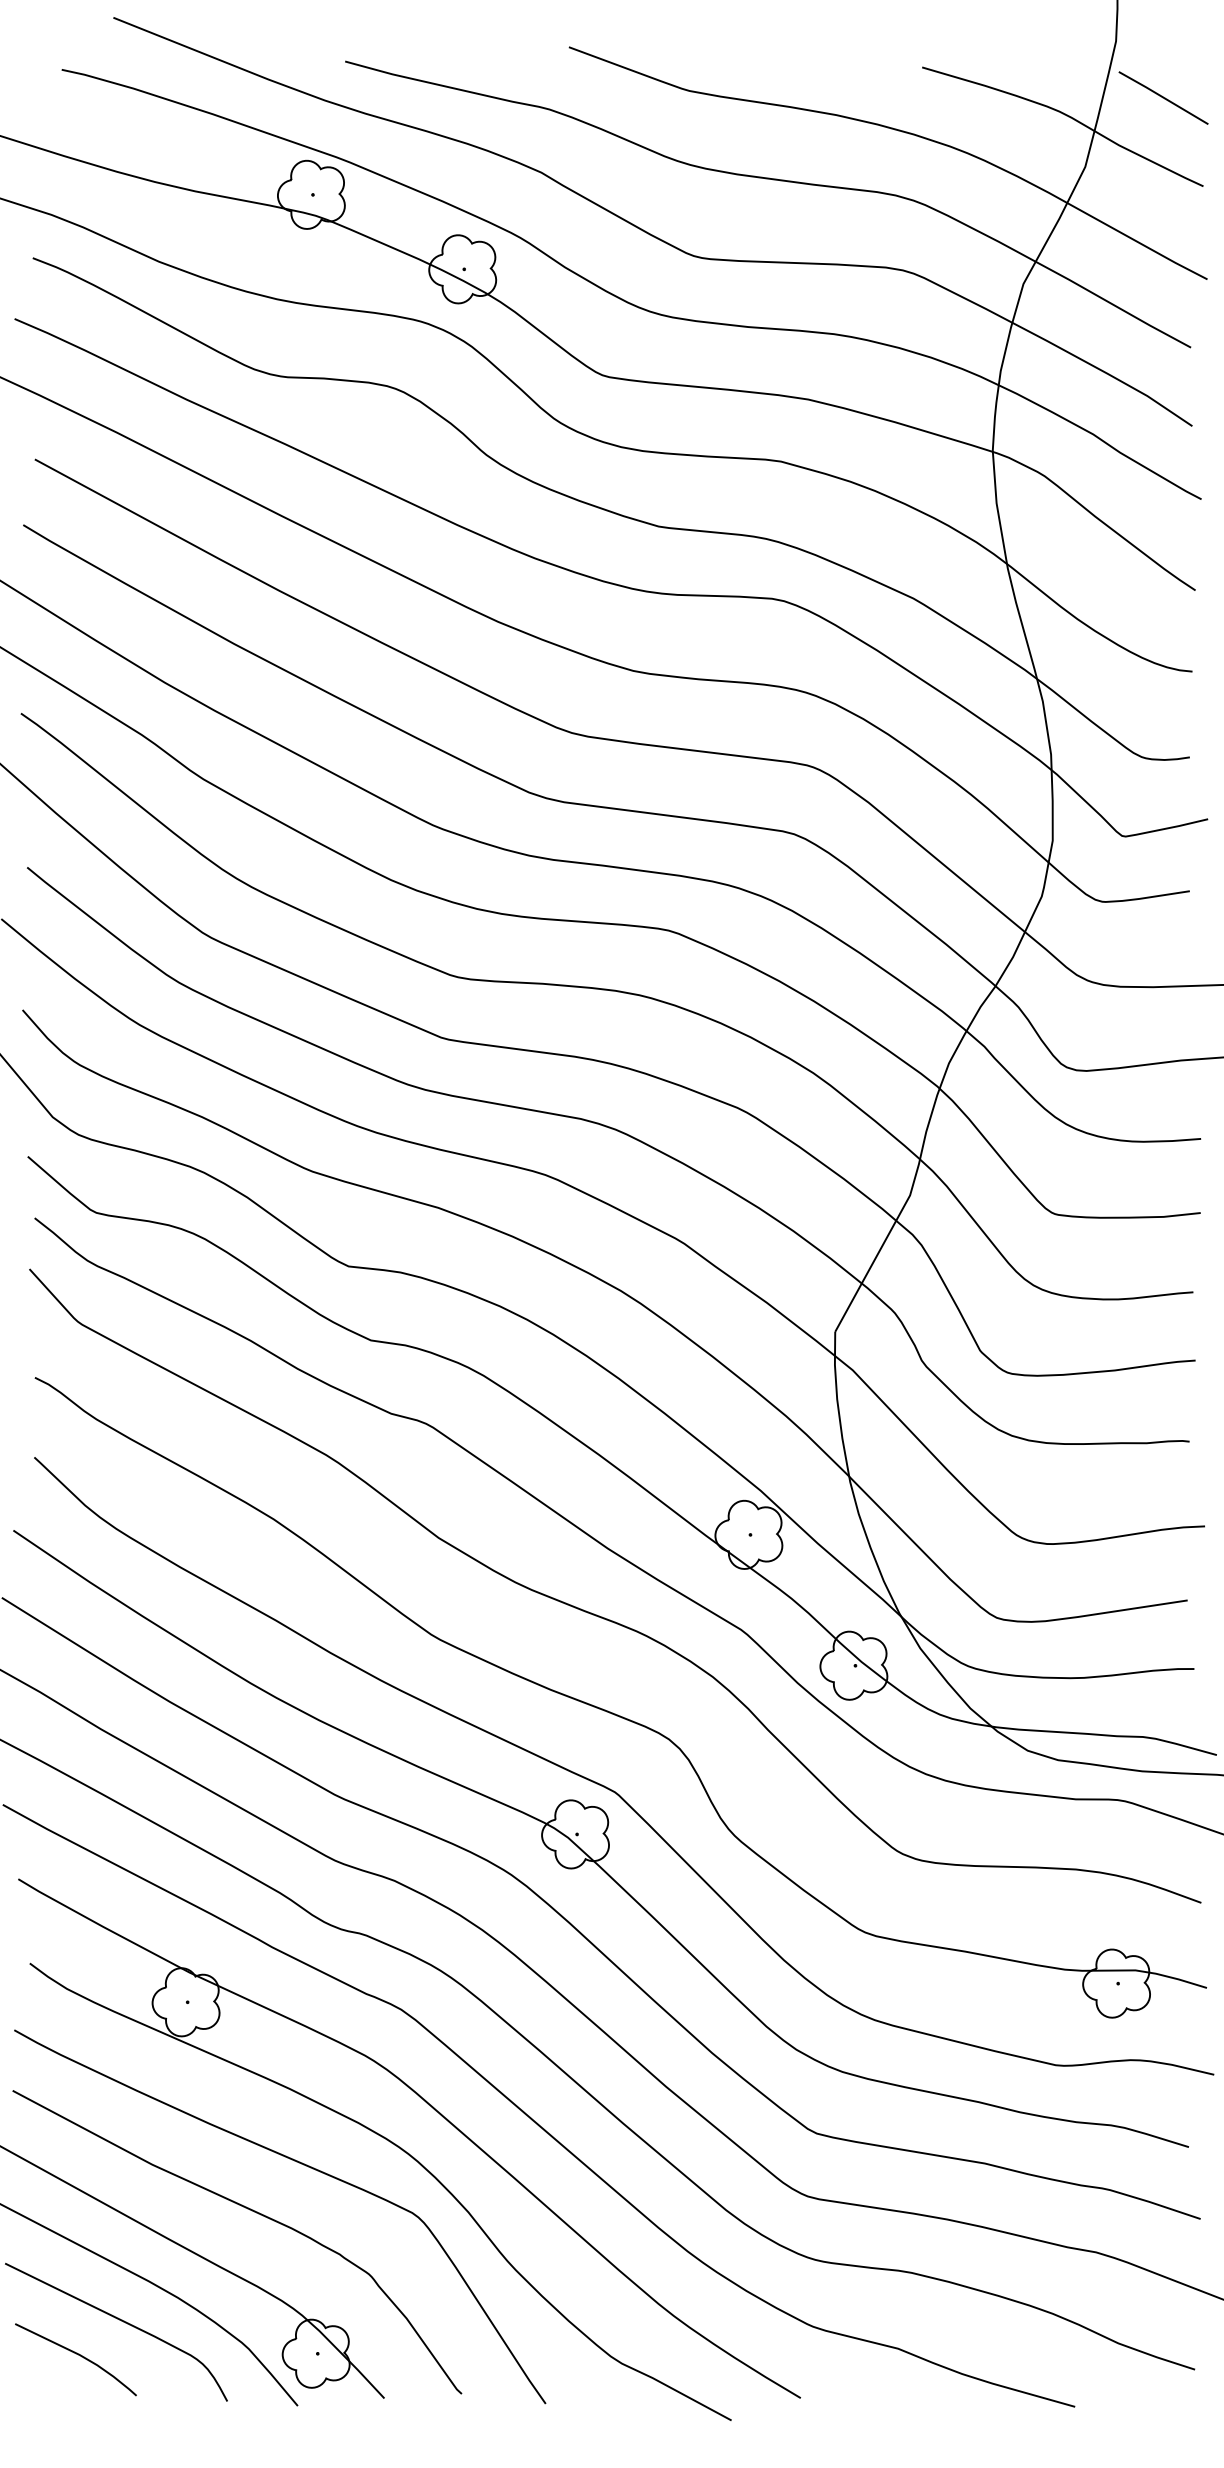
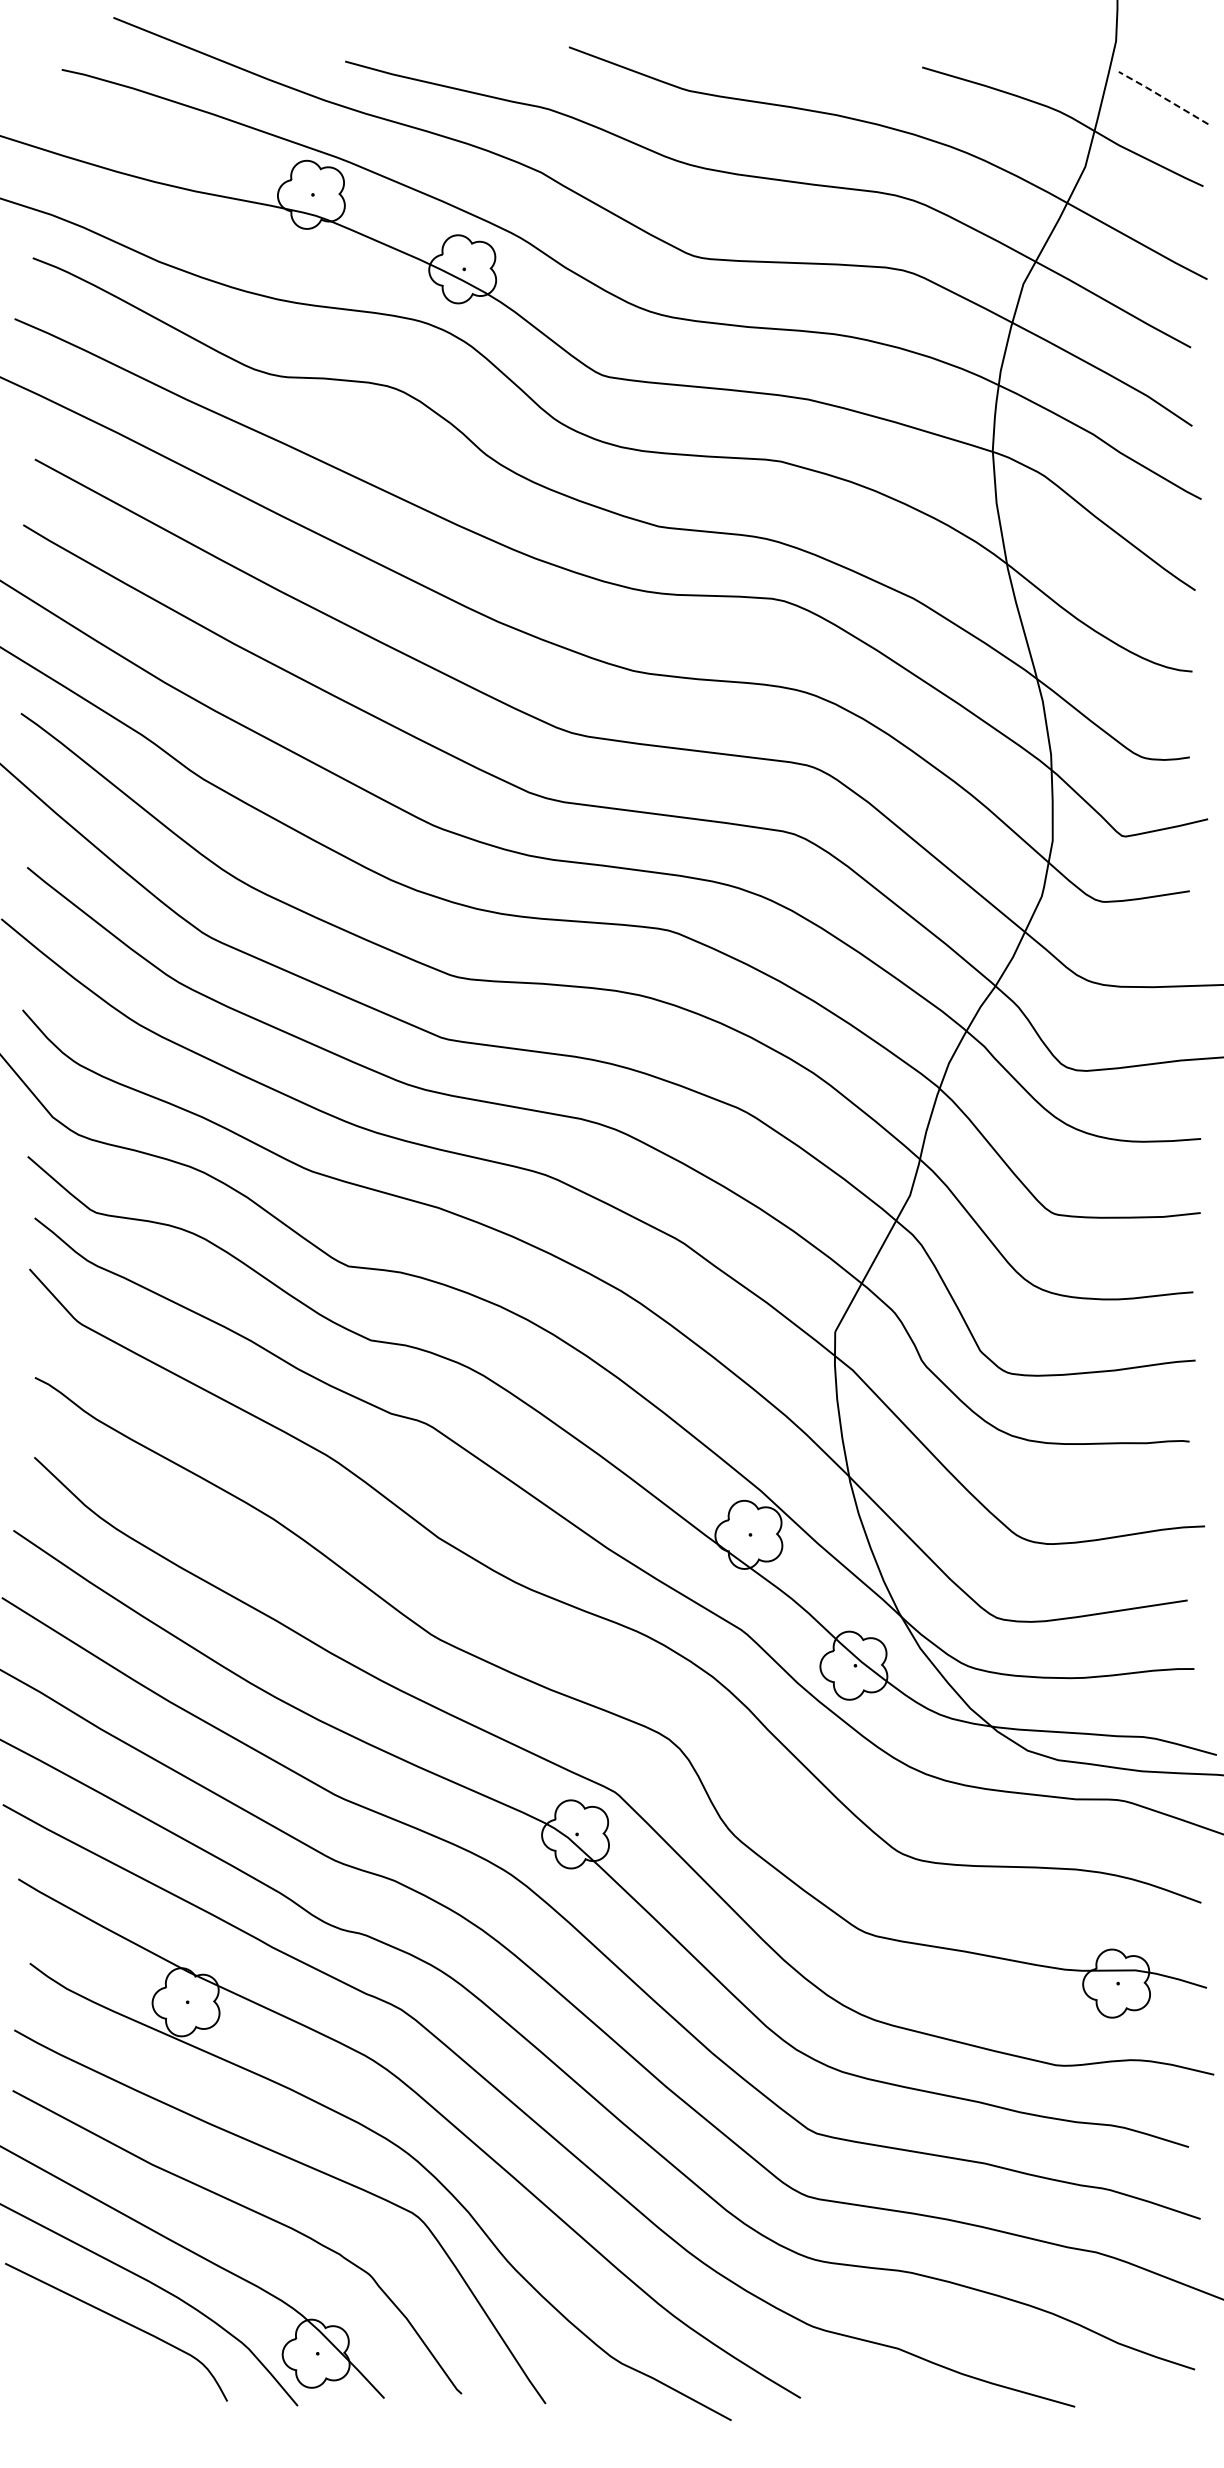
line: solid -> dashed (1163, 97)
curve: present -> none (78, 2355)
